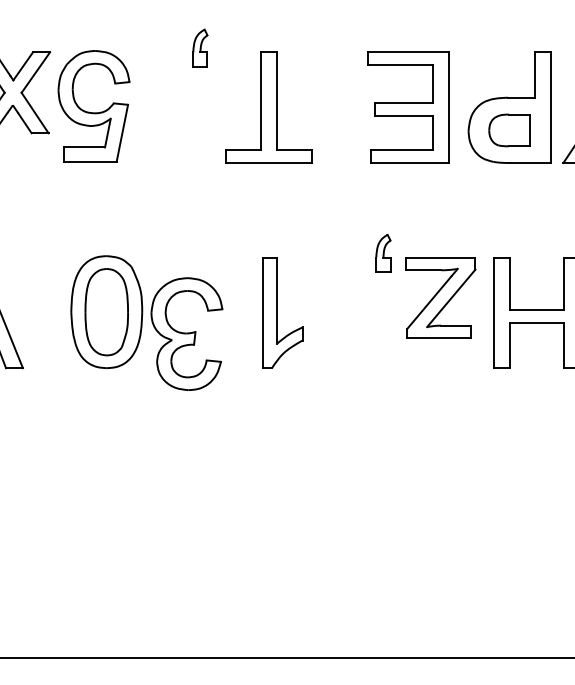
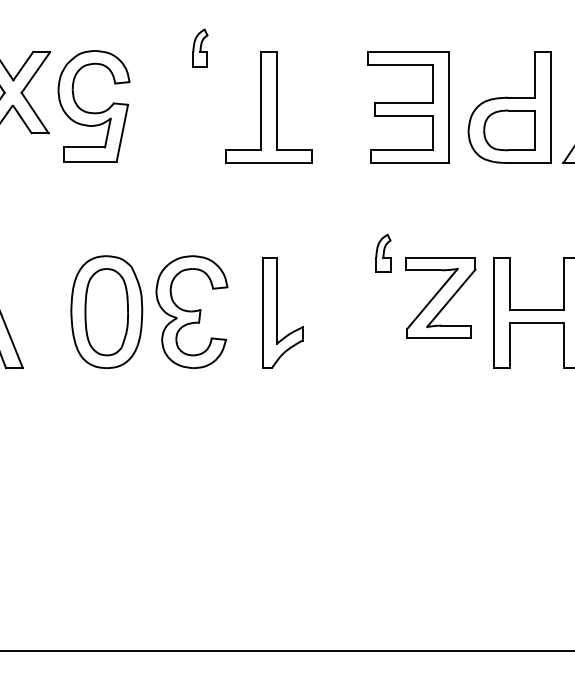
part size: 43x35 px -> 53x43 px (509, 130)
part position: (186, 333) -> (191, 311) (191, 311)
line position: (286, 658) -> (286, 651) (286, 651)
